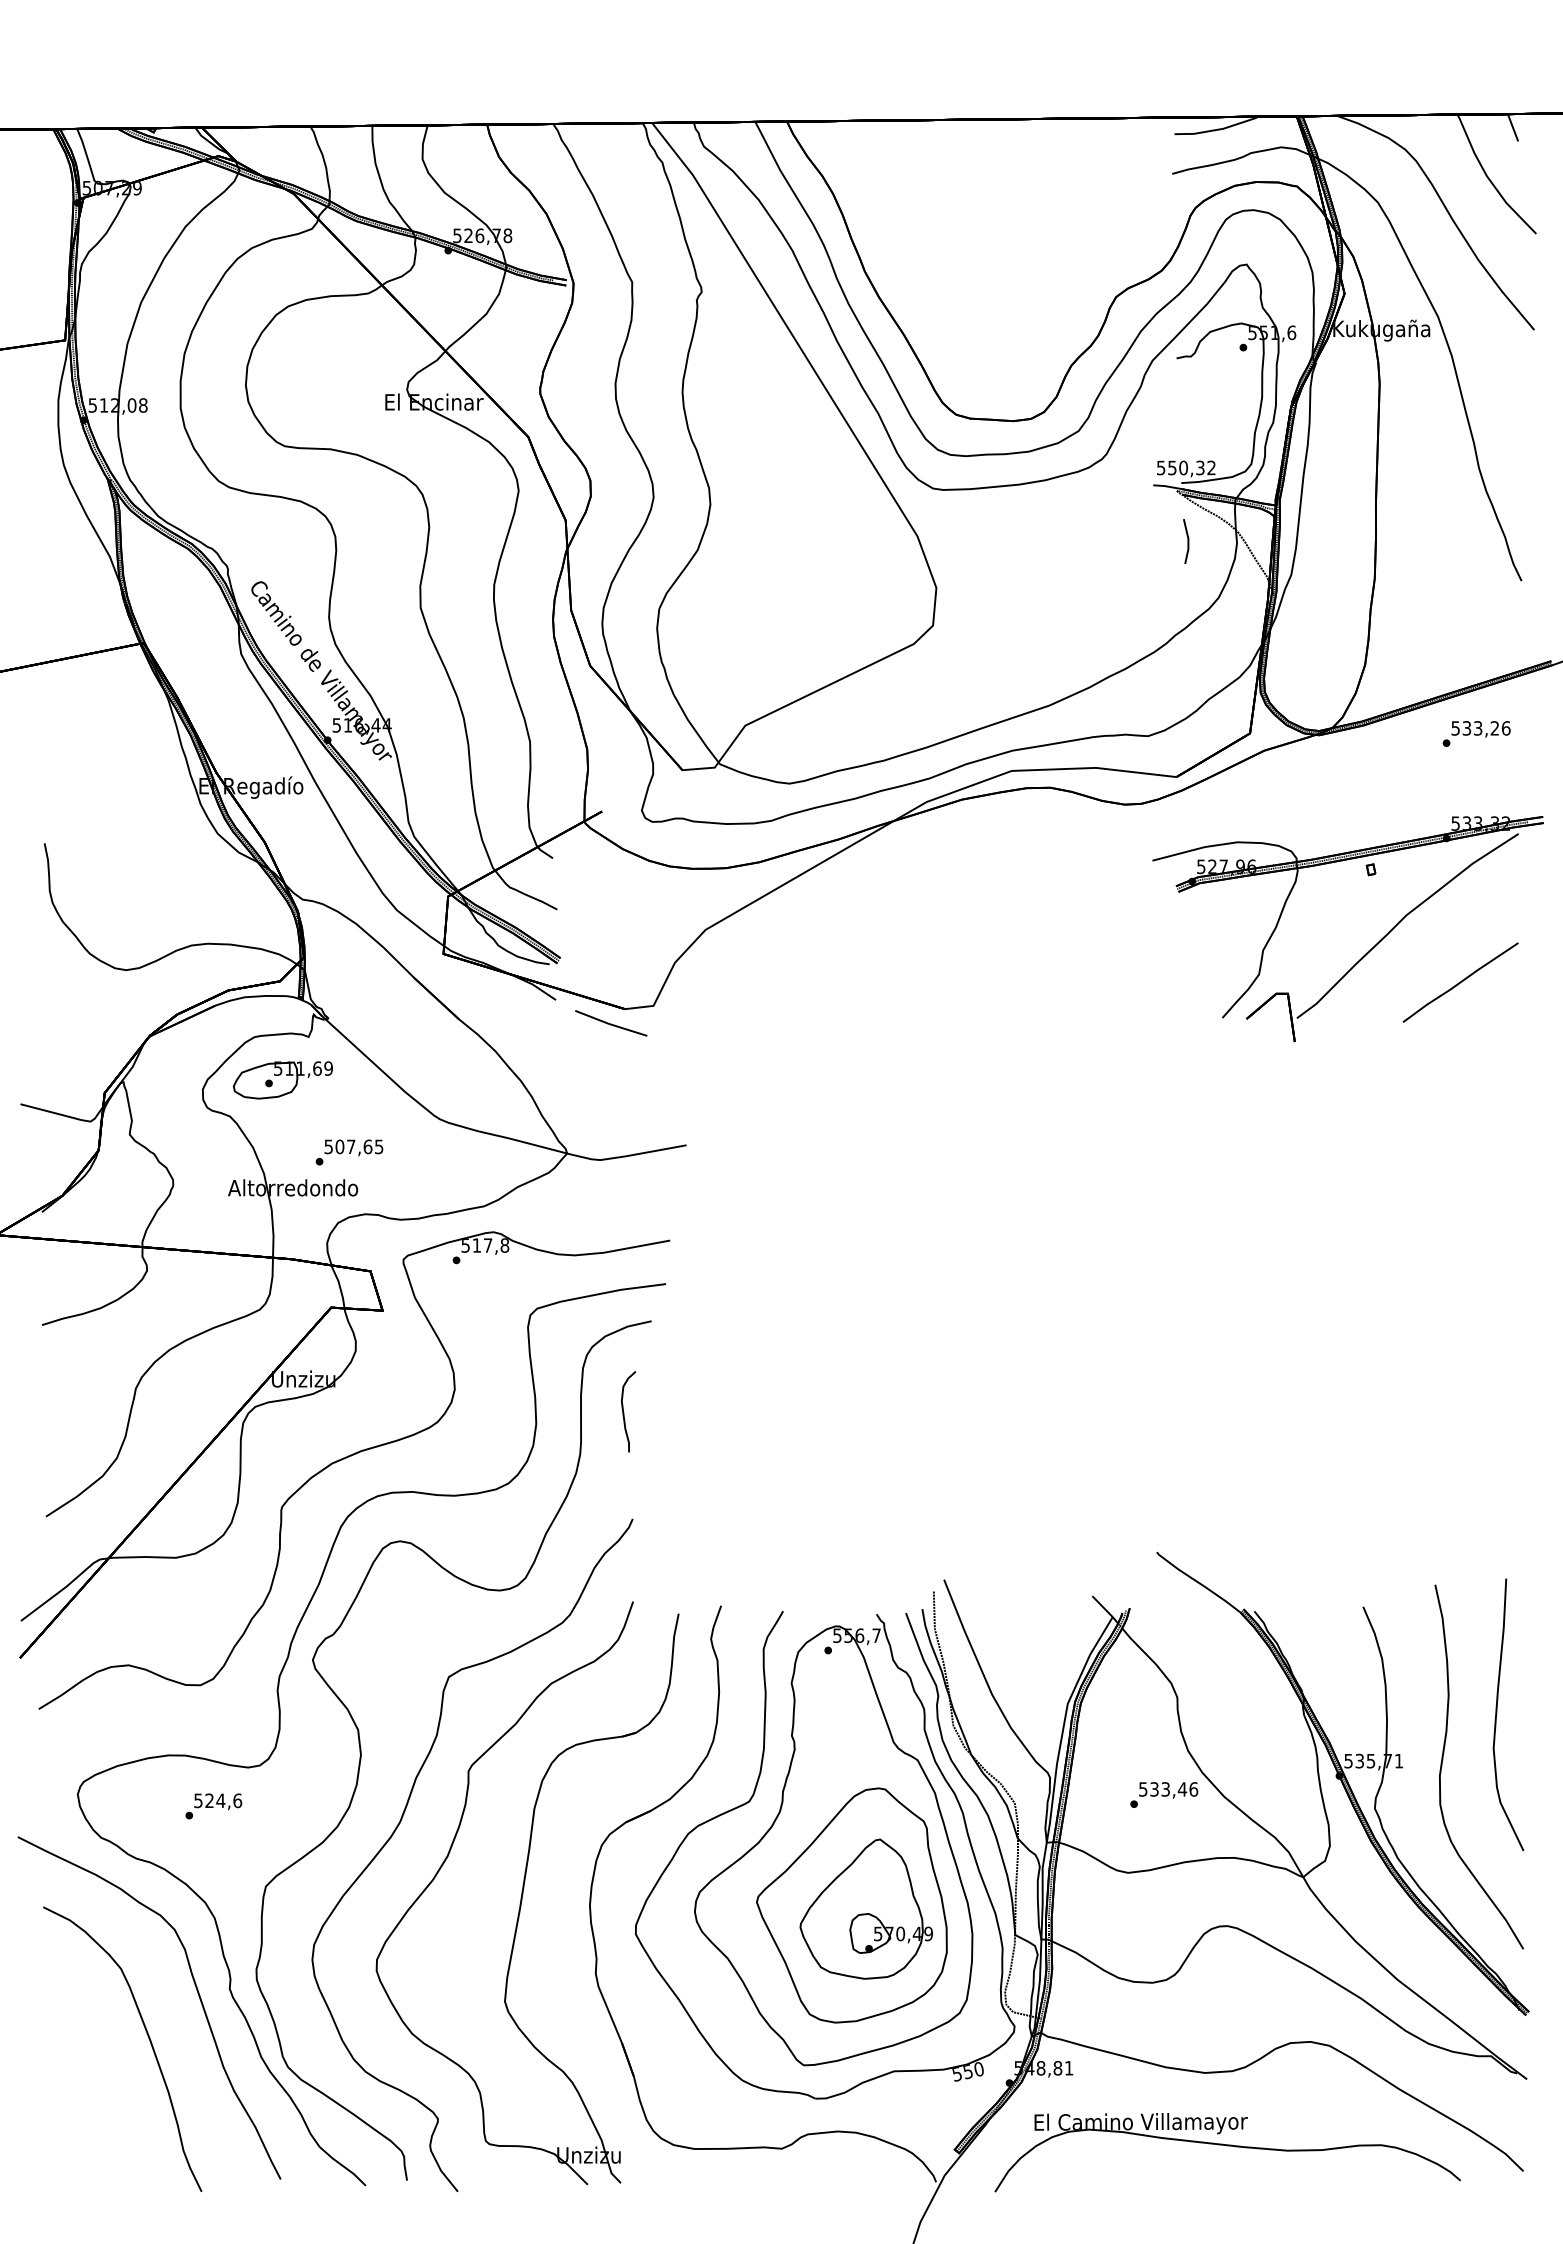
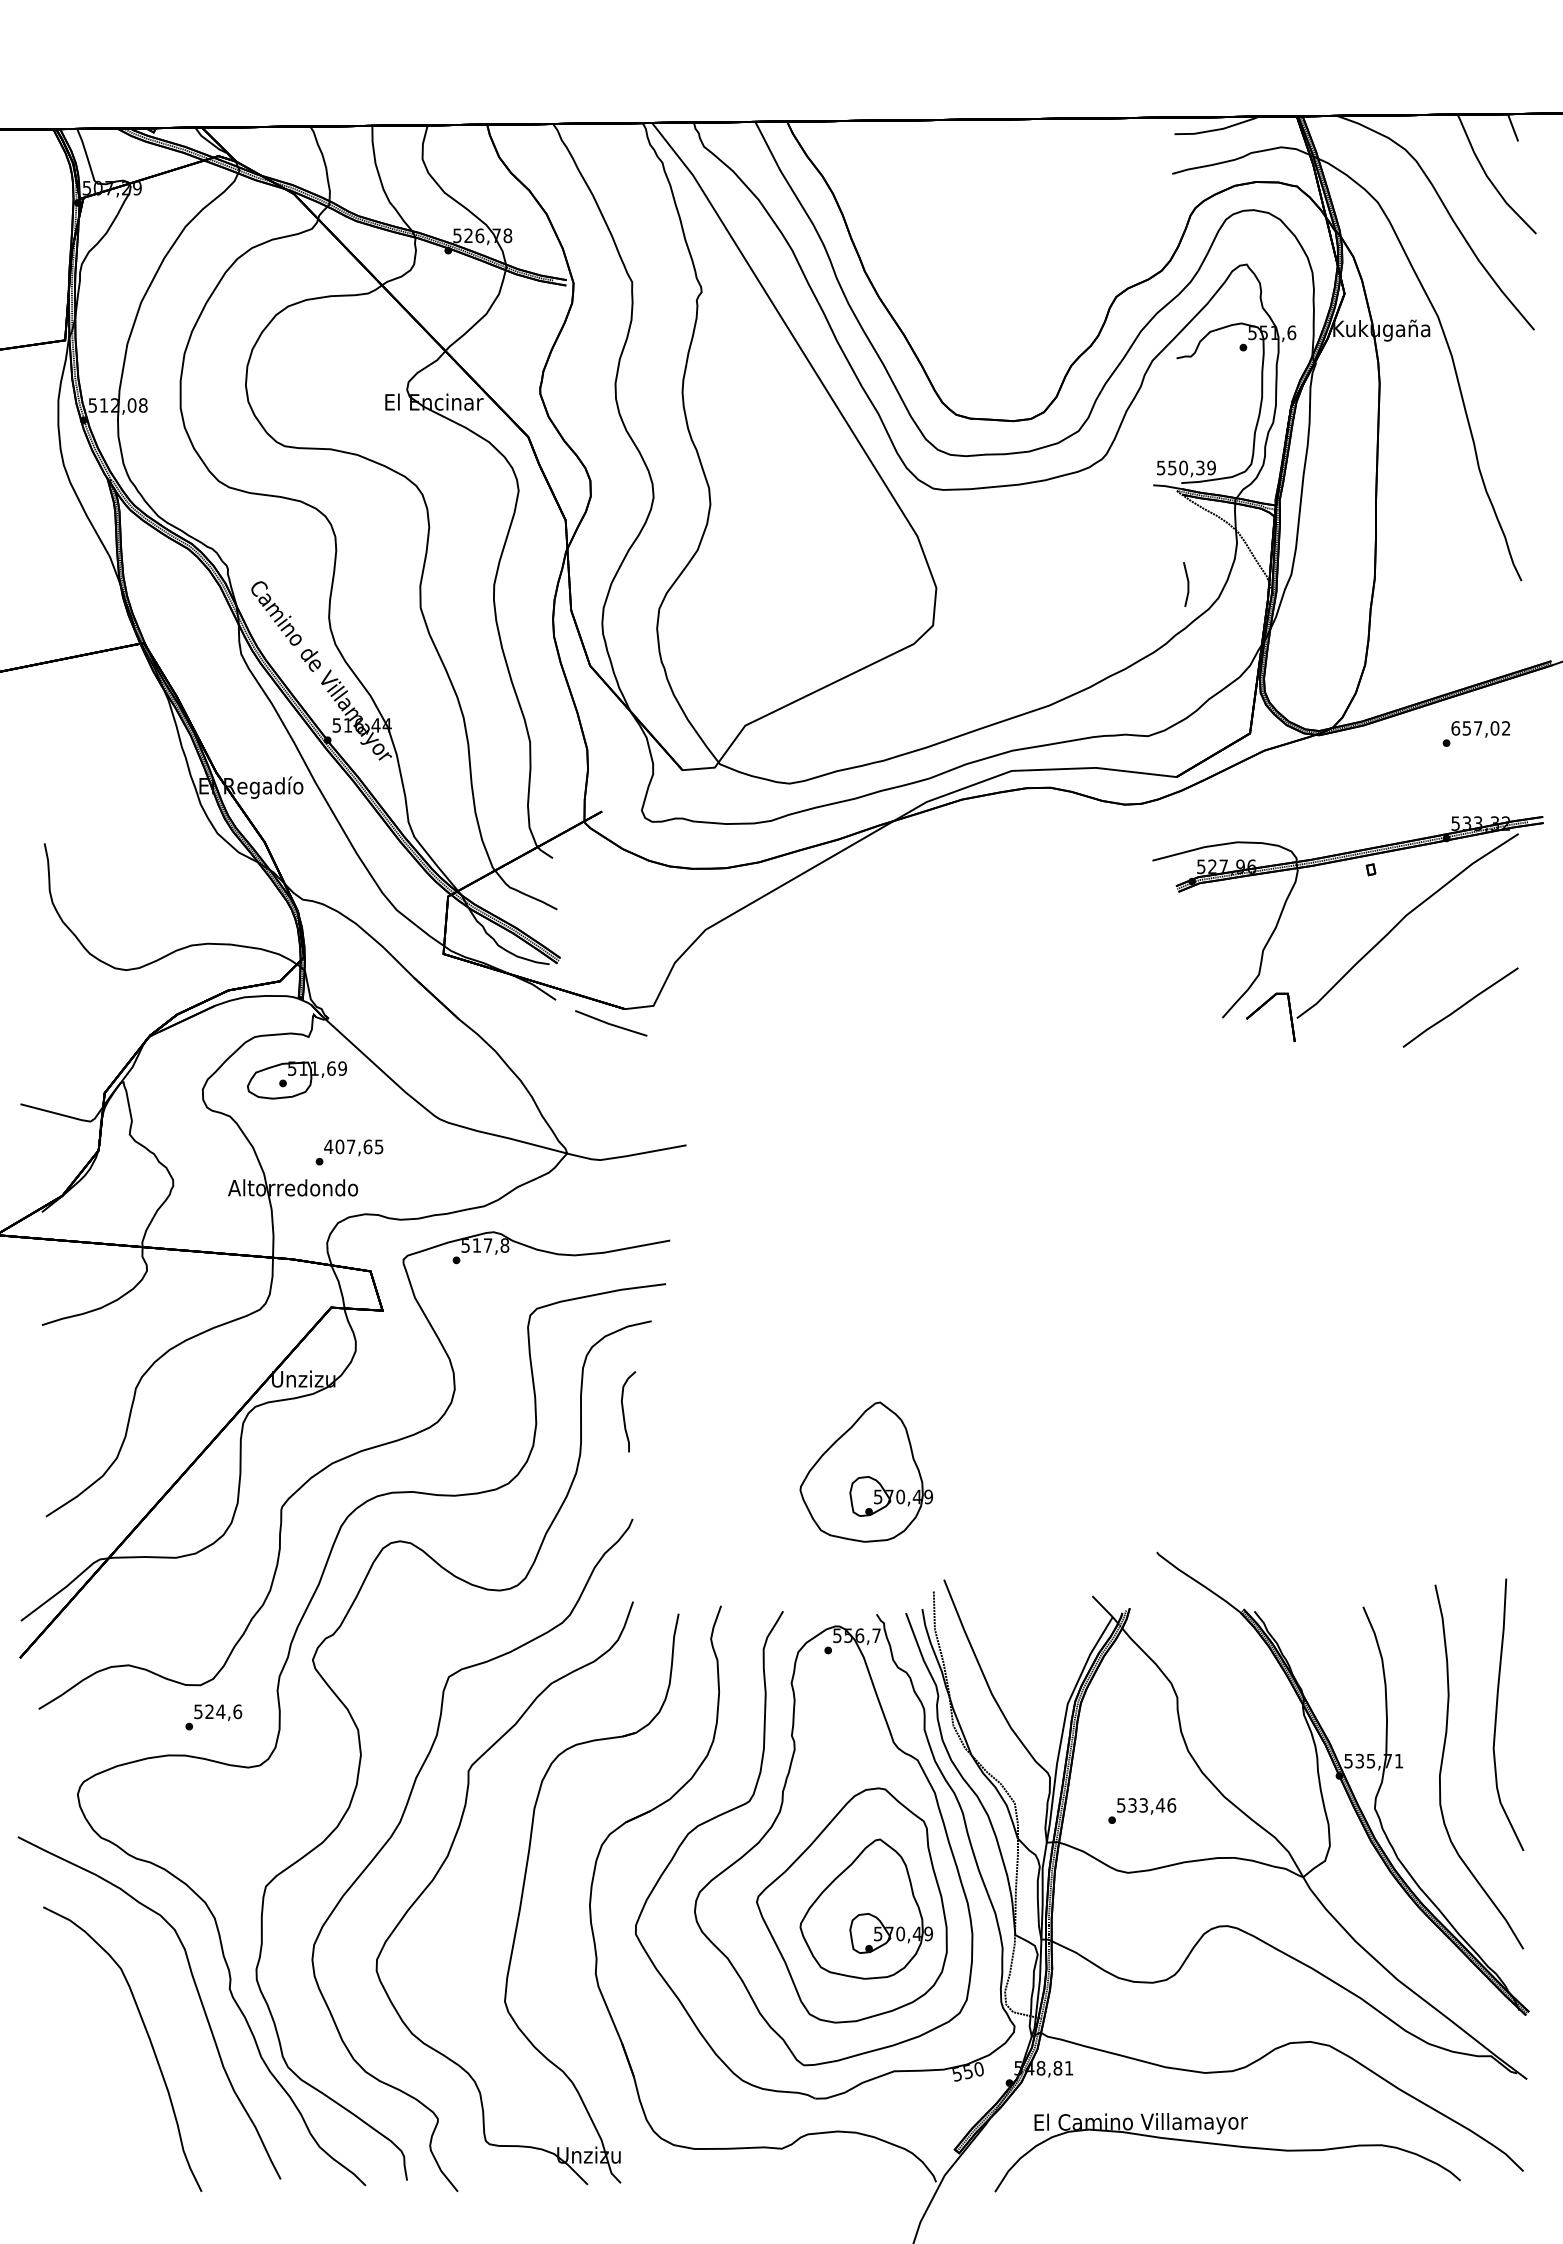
text: 550,32 -> 550,39 (1211, 467)
line position: (1187, 541) -> (1187, 584) (1187, 584)
text: 533,26 -> 657,02 (1480, 728)
line position: (1460, 982) -> (1460, 1007) (1460, 1007)
part position: (282, 1080) -> (296, 1080) (296, 1080)
text: 507,65 -> 407,65 (328, 1146)
part: none -> present (865, 1471)
text position: (1164, 1794) -> (1142, 1810) (1142, 1810)
text position: (213, 1806) -> (213, 1717) (213, 1717)
